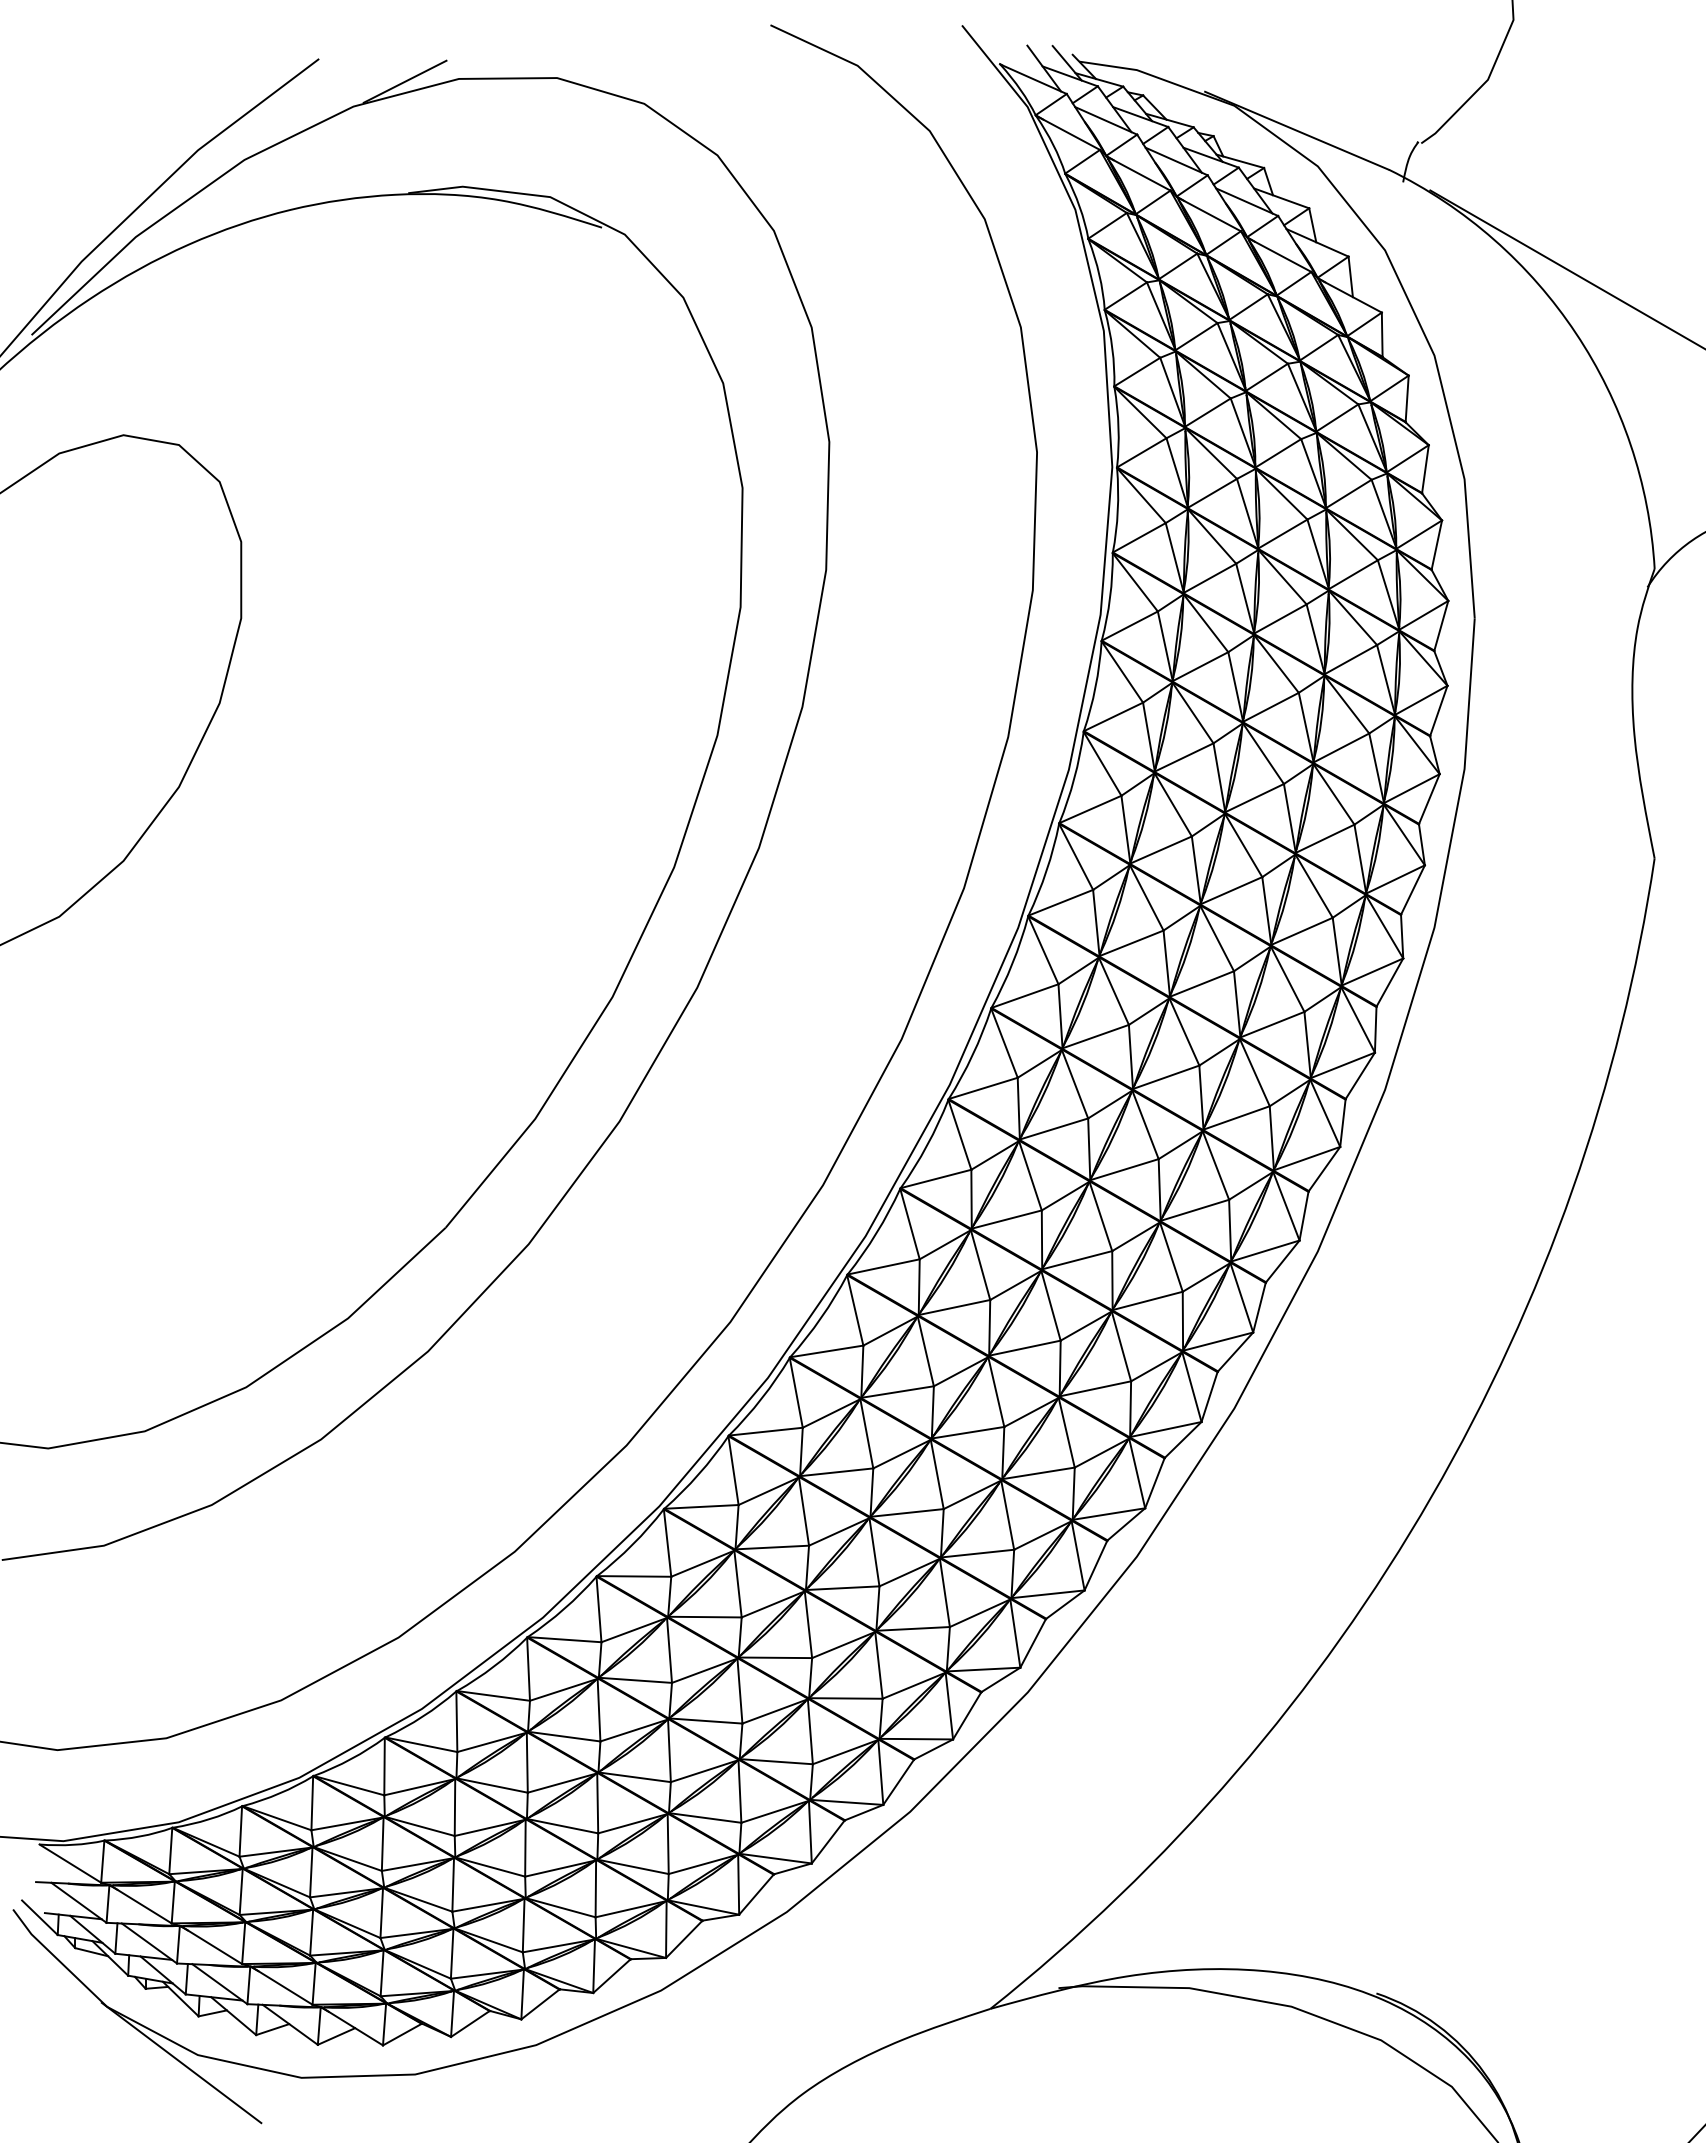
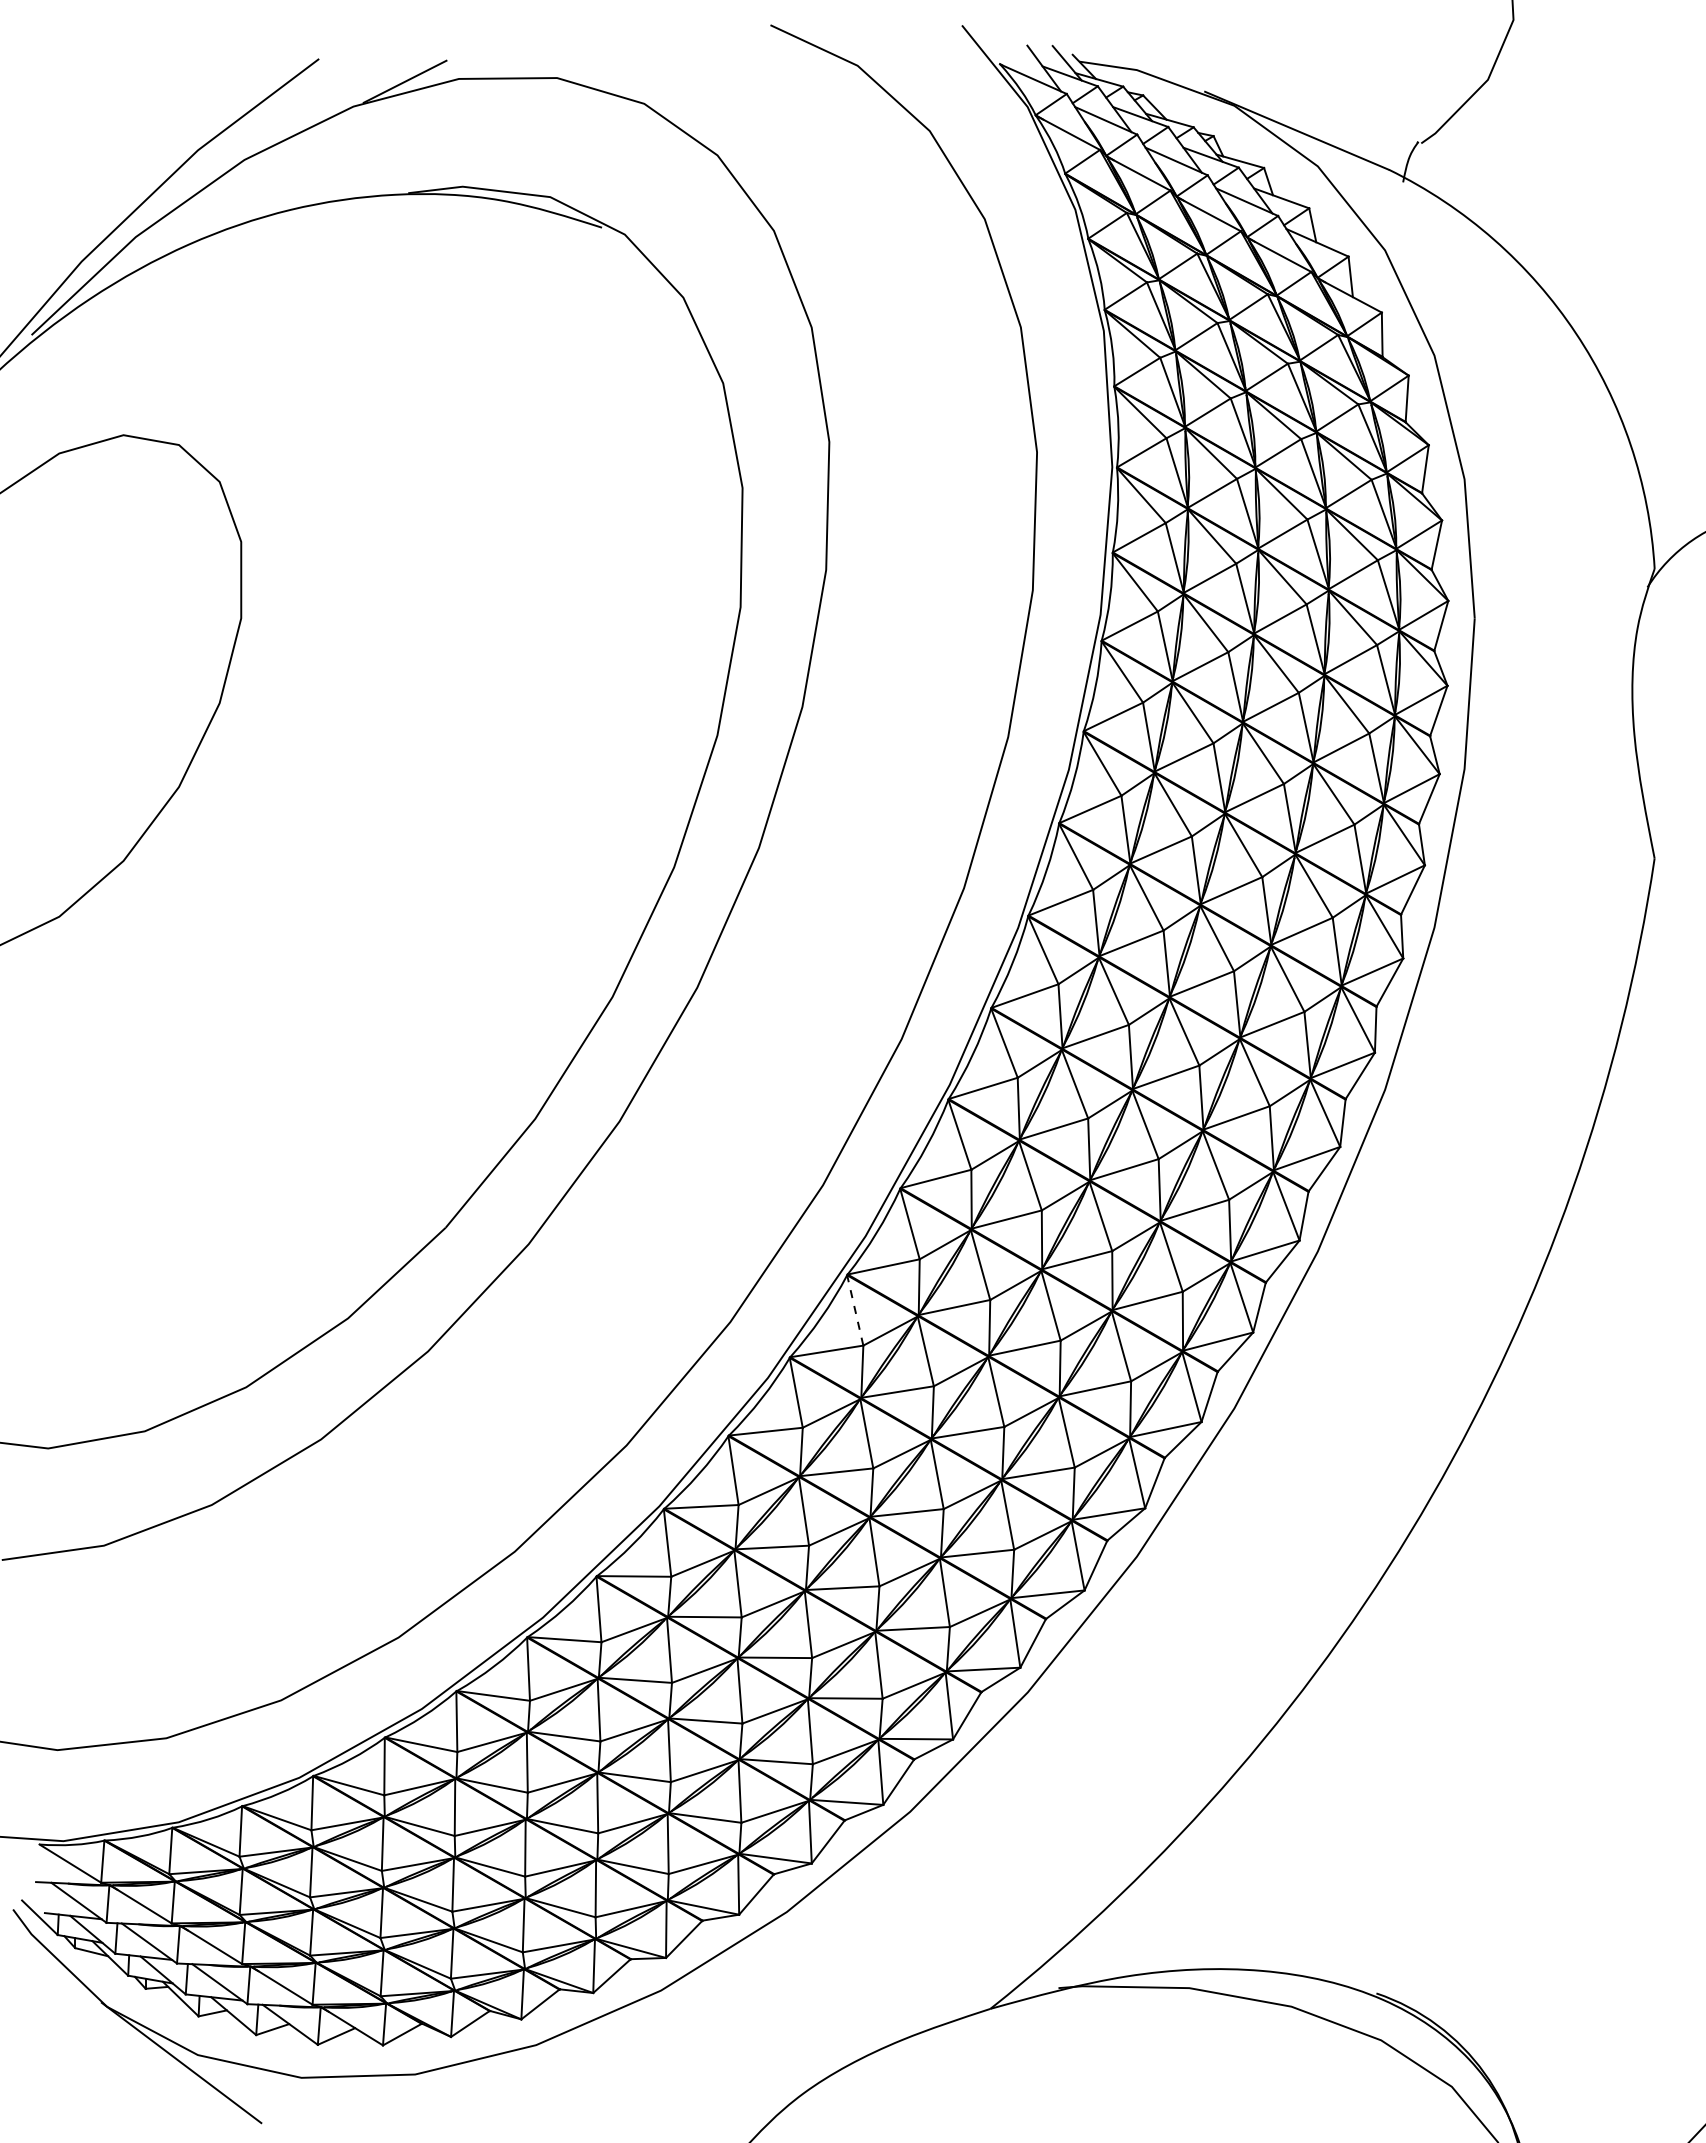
line: present -> none (1566, 268)
line: solid -> dashed (855, 1309)
